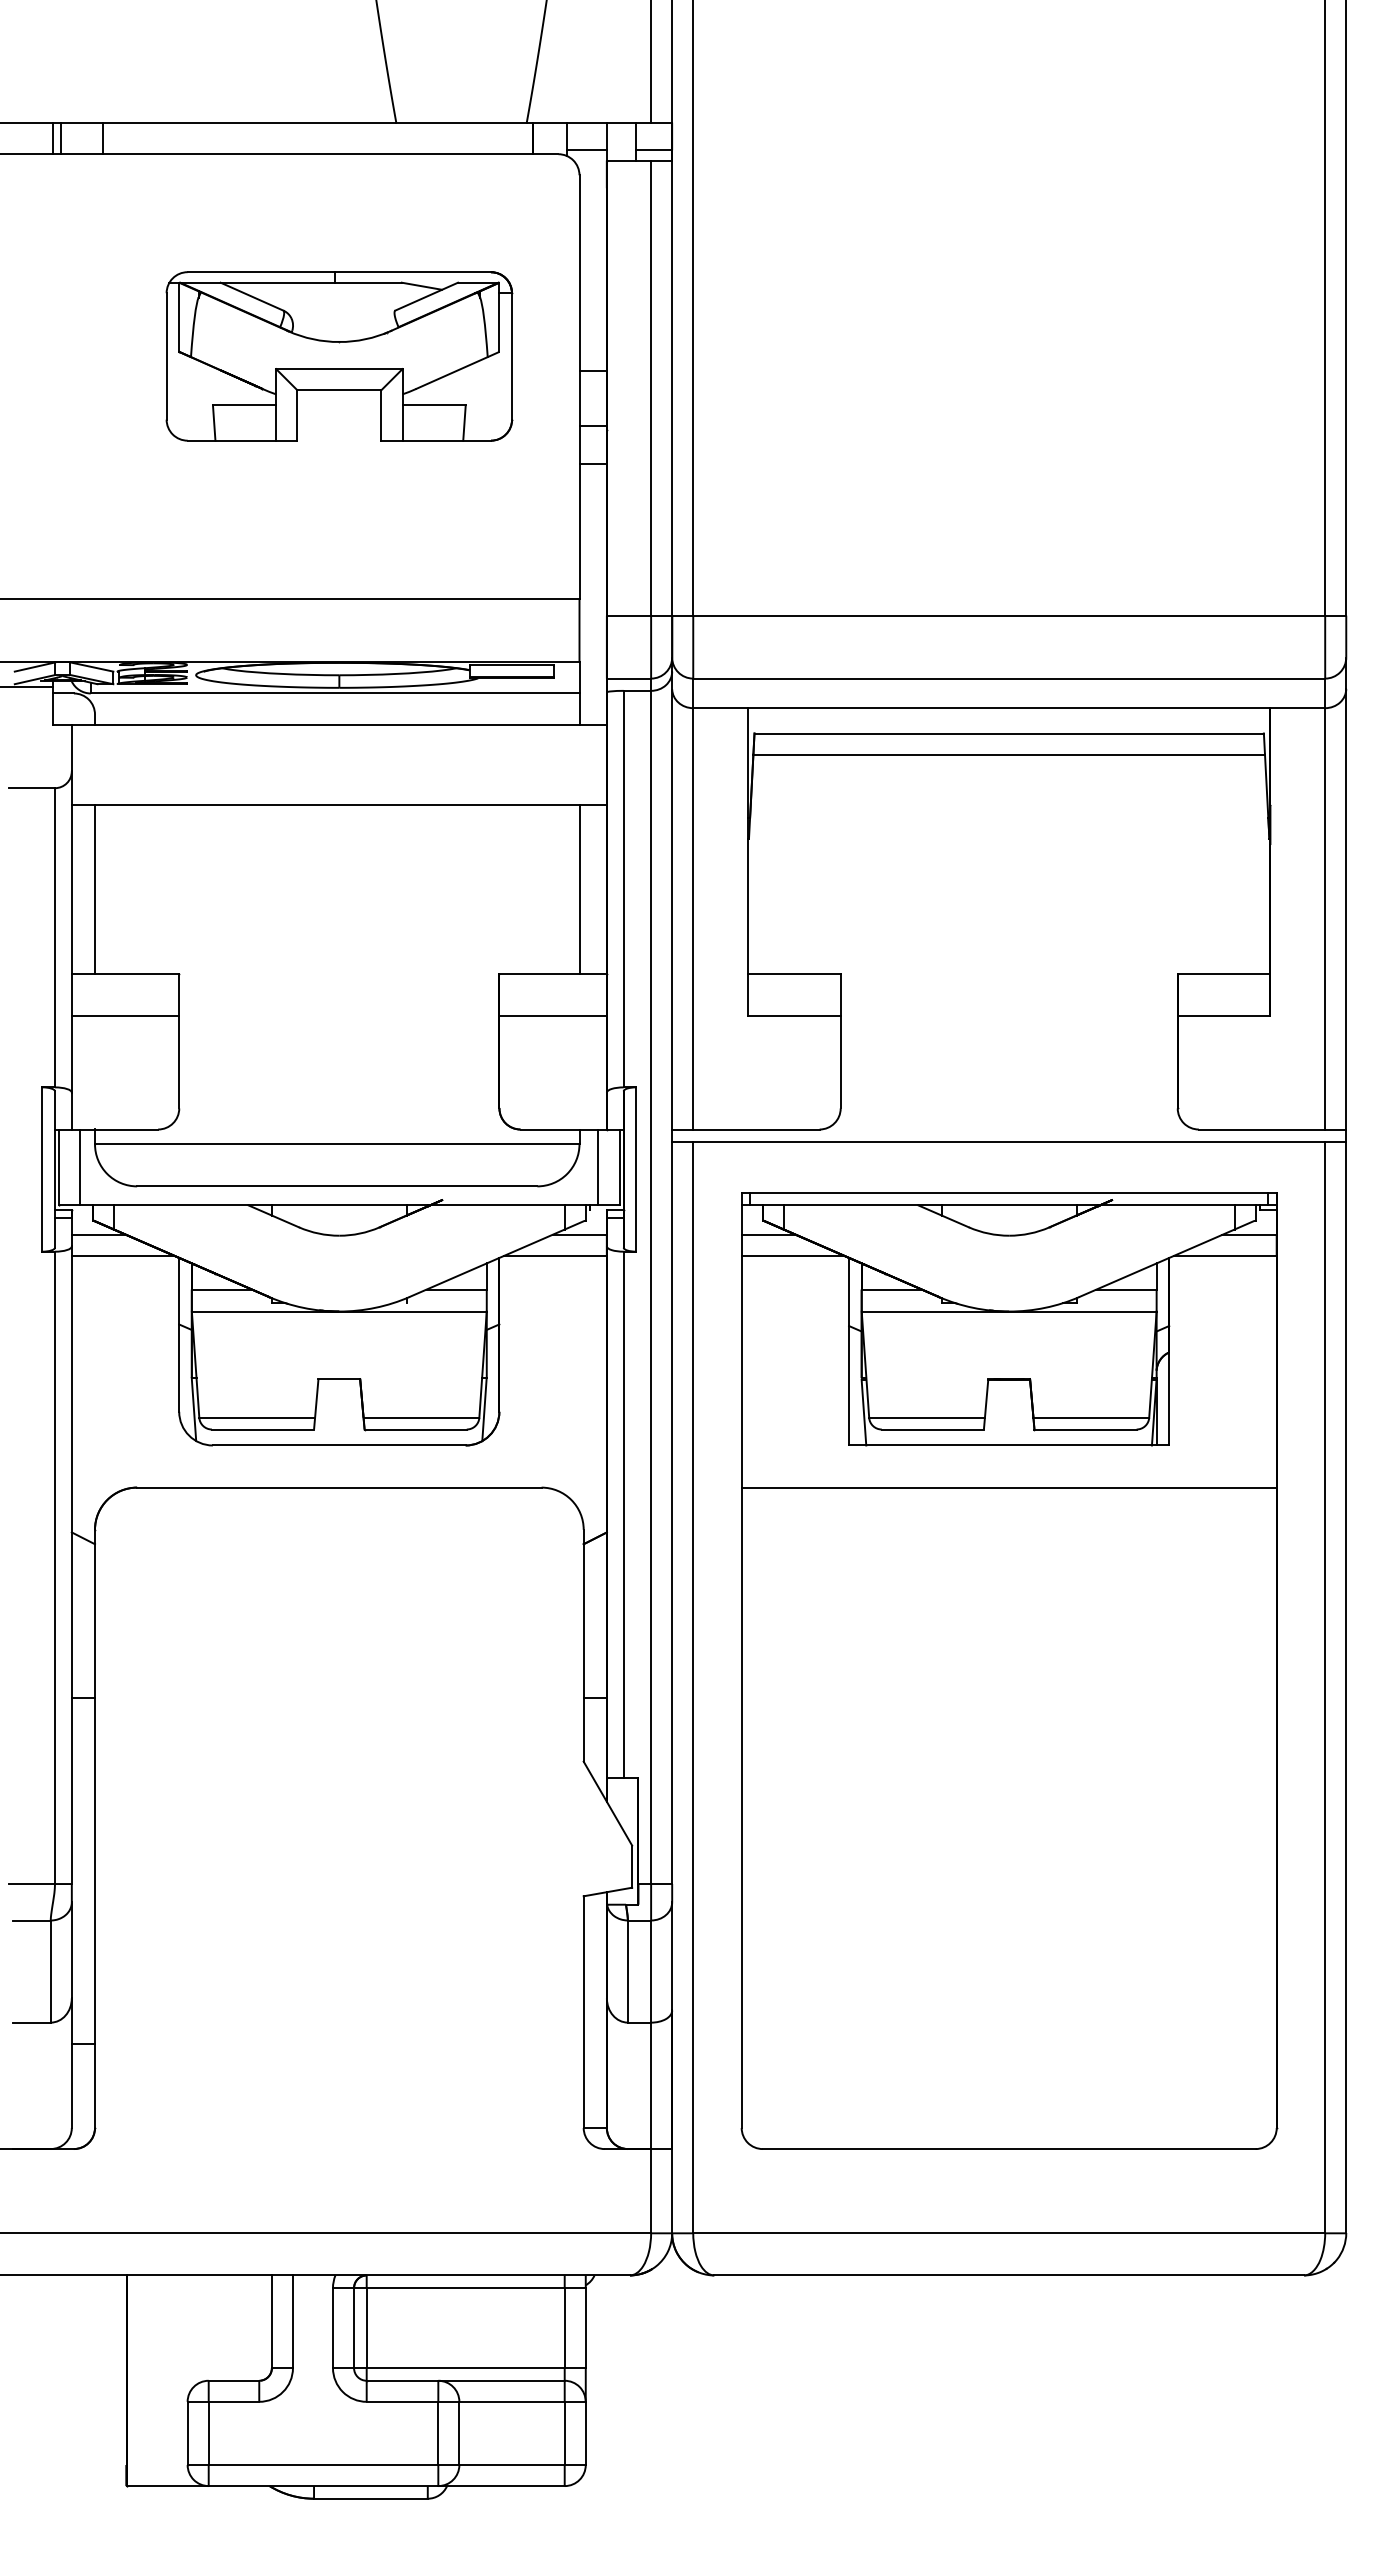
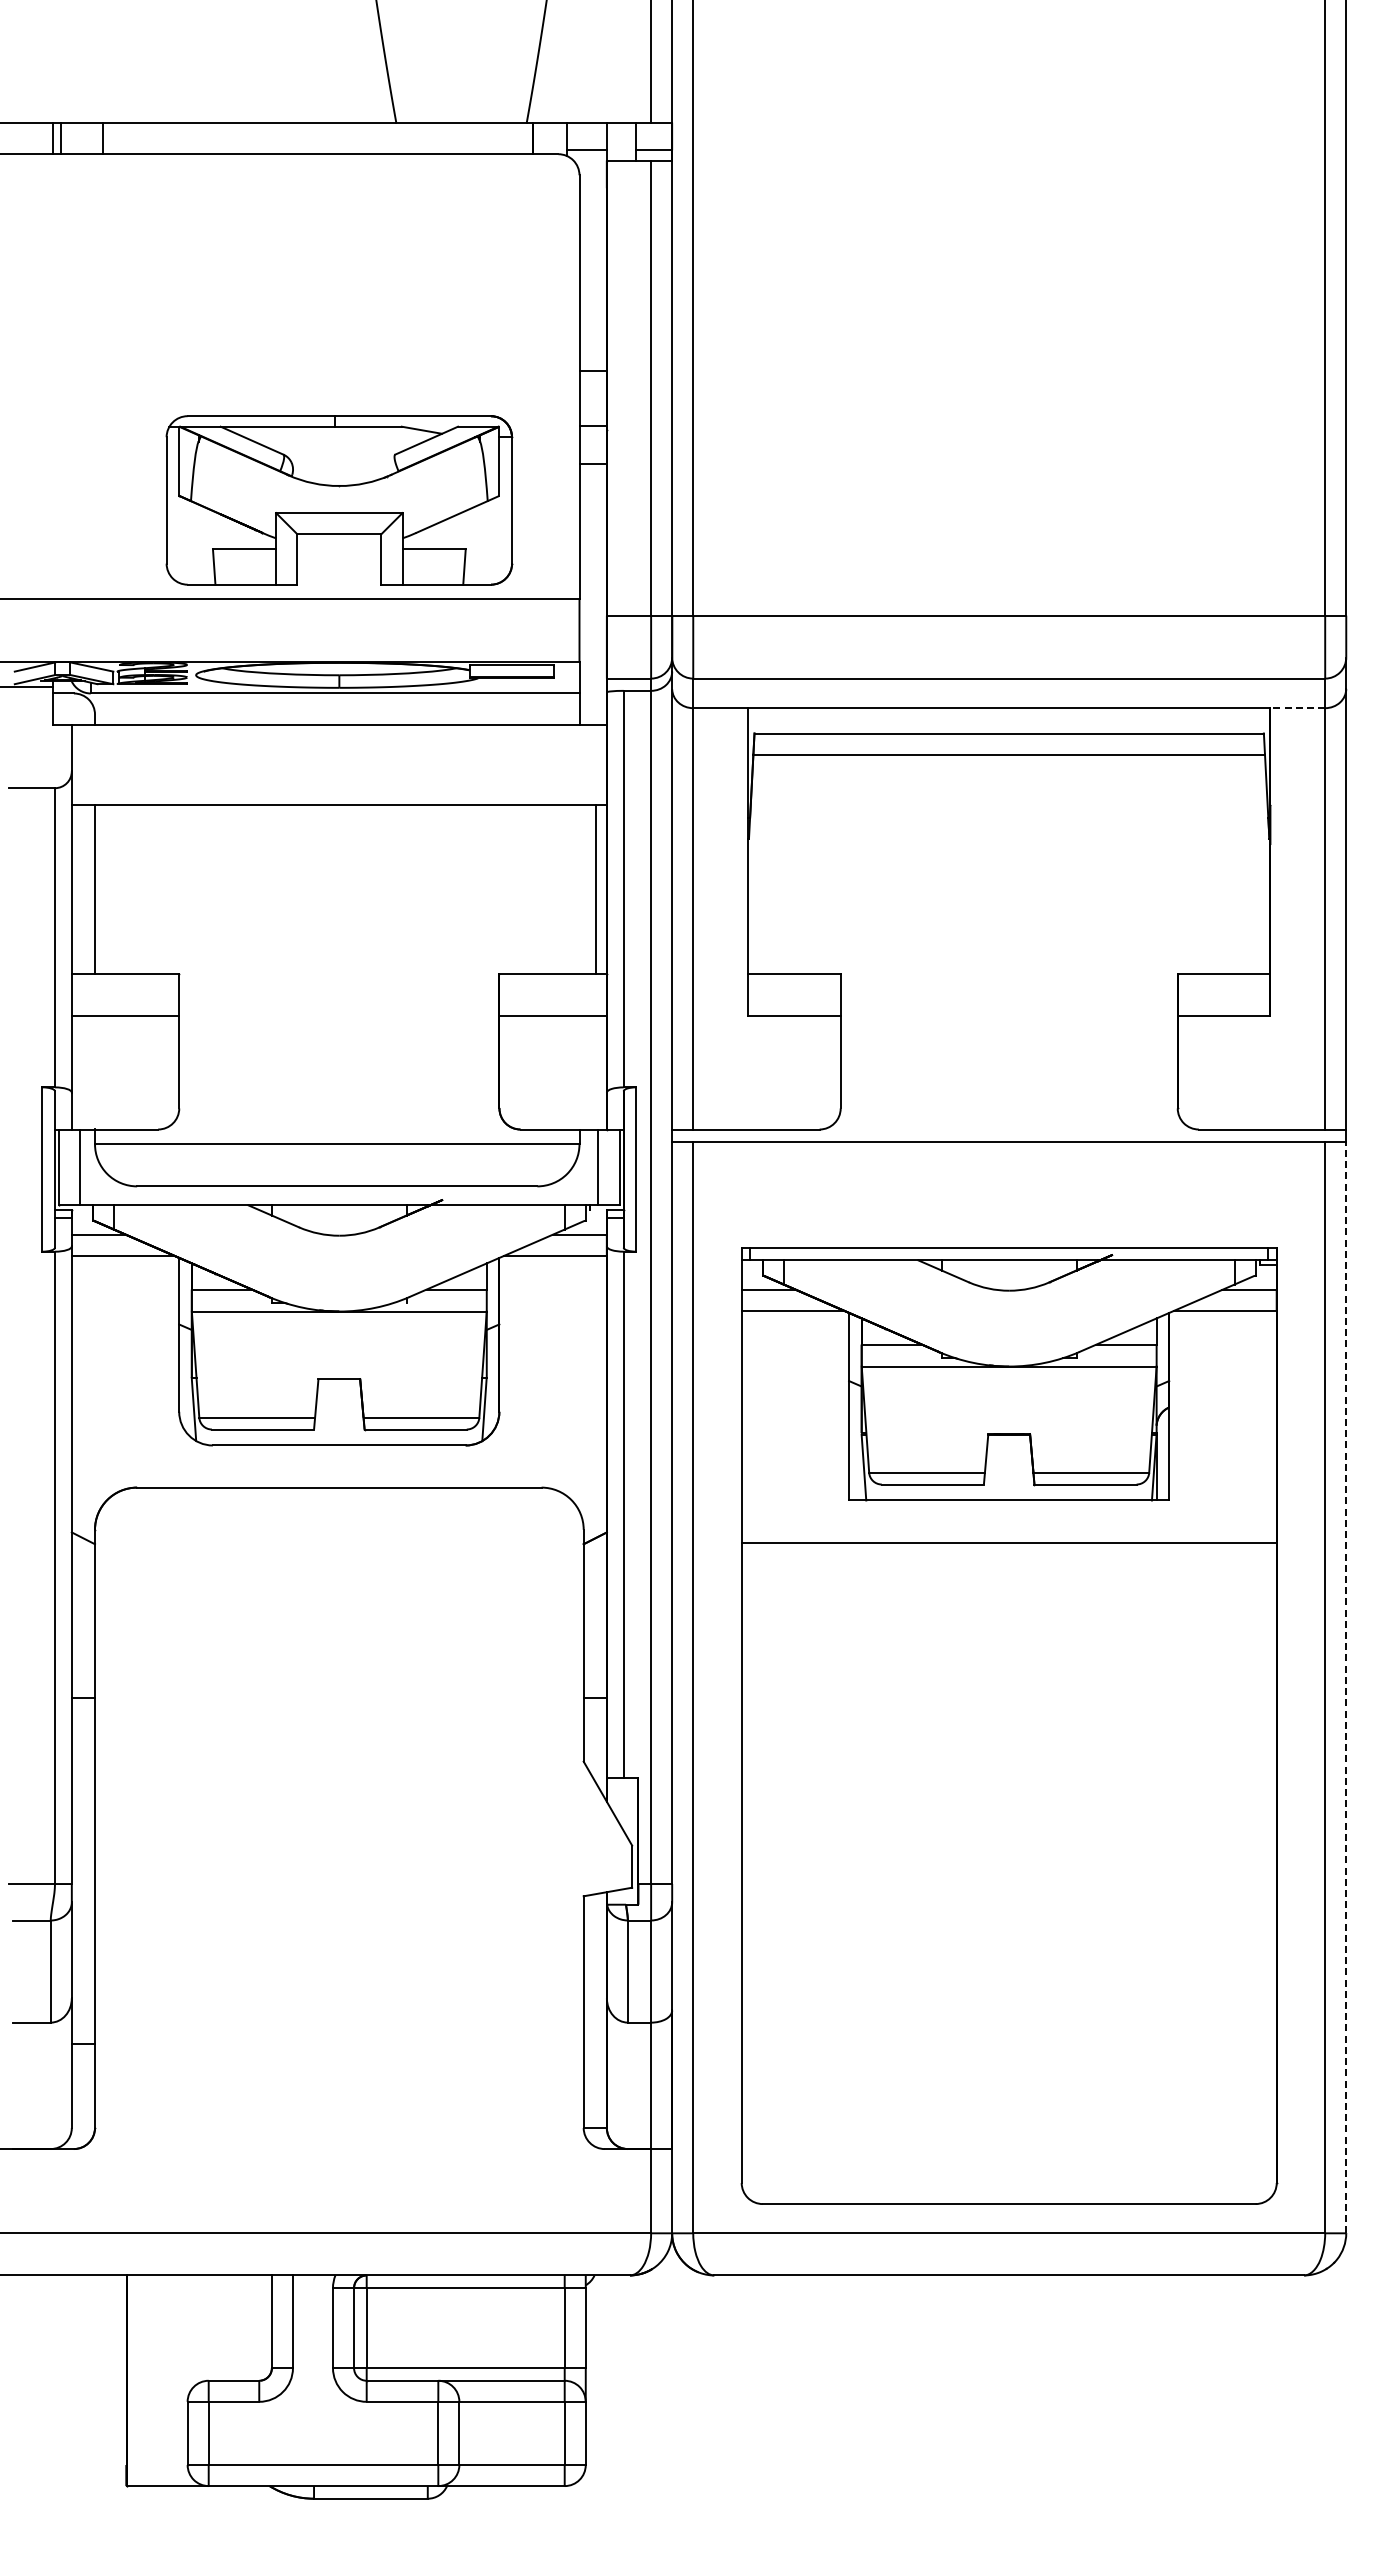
part position: (339, 356) -> (339, 500) (339, 500)
line: solid -> dashed (1297, 708)
line position: (579, 889) -> (595, 889) (595, 889)
part position: (1009, 1670) -> (1009, 1725) (1009, 1725)
line: solid -> dashed (1346, 1687)
